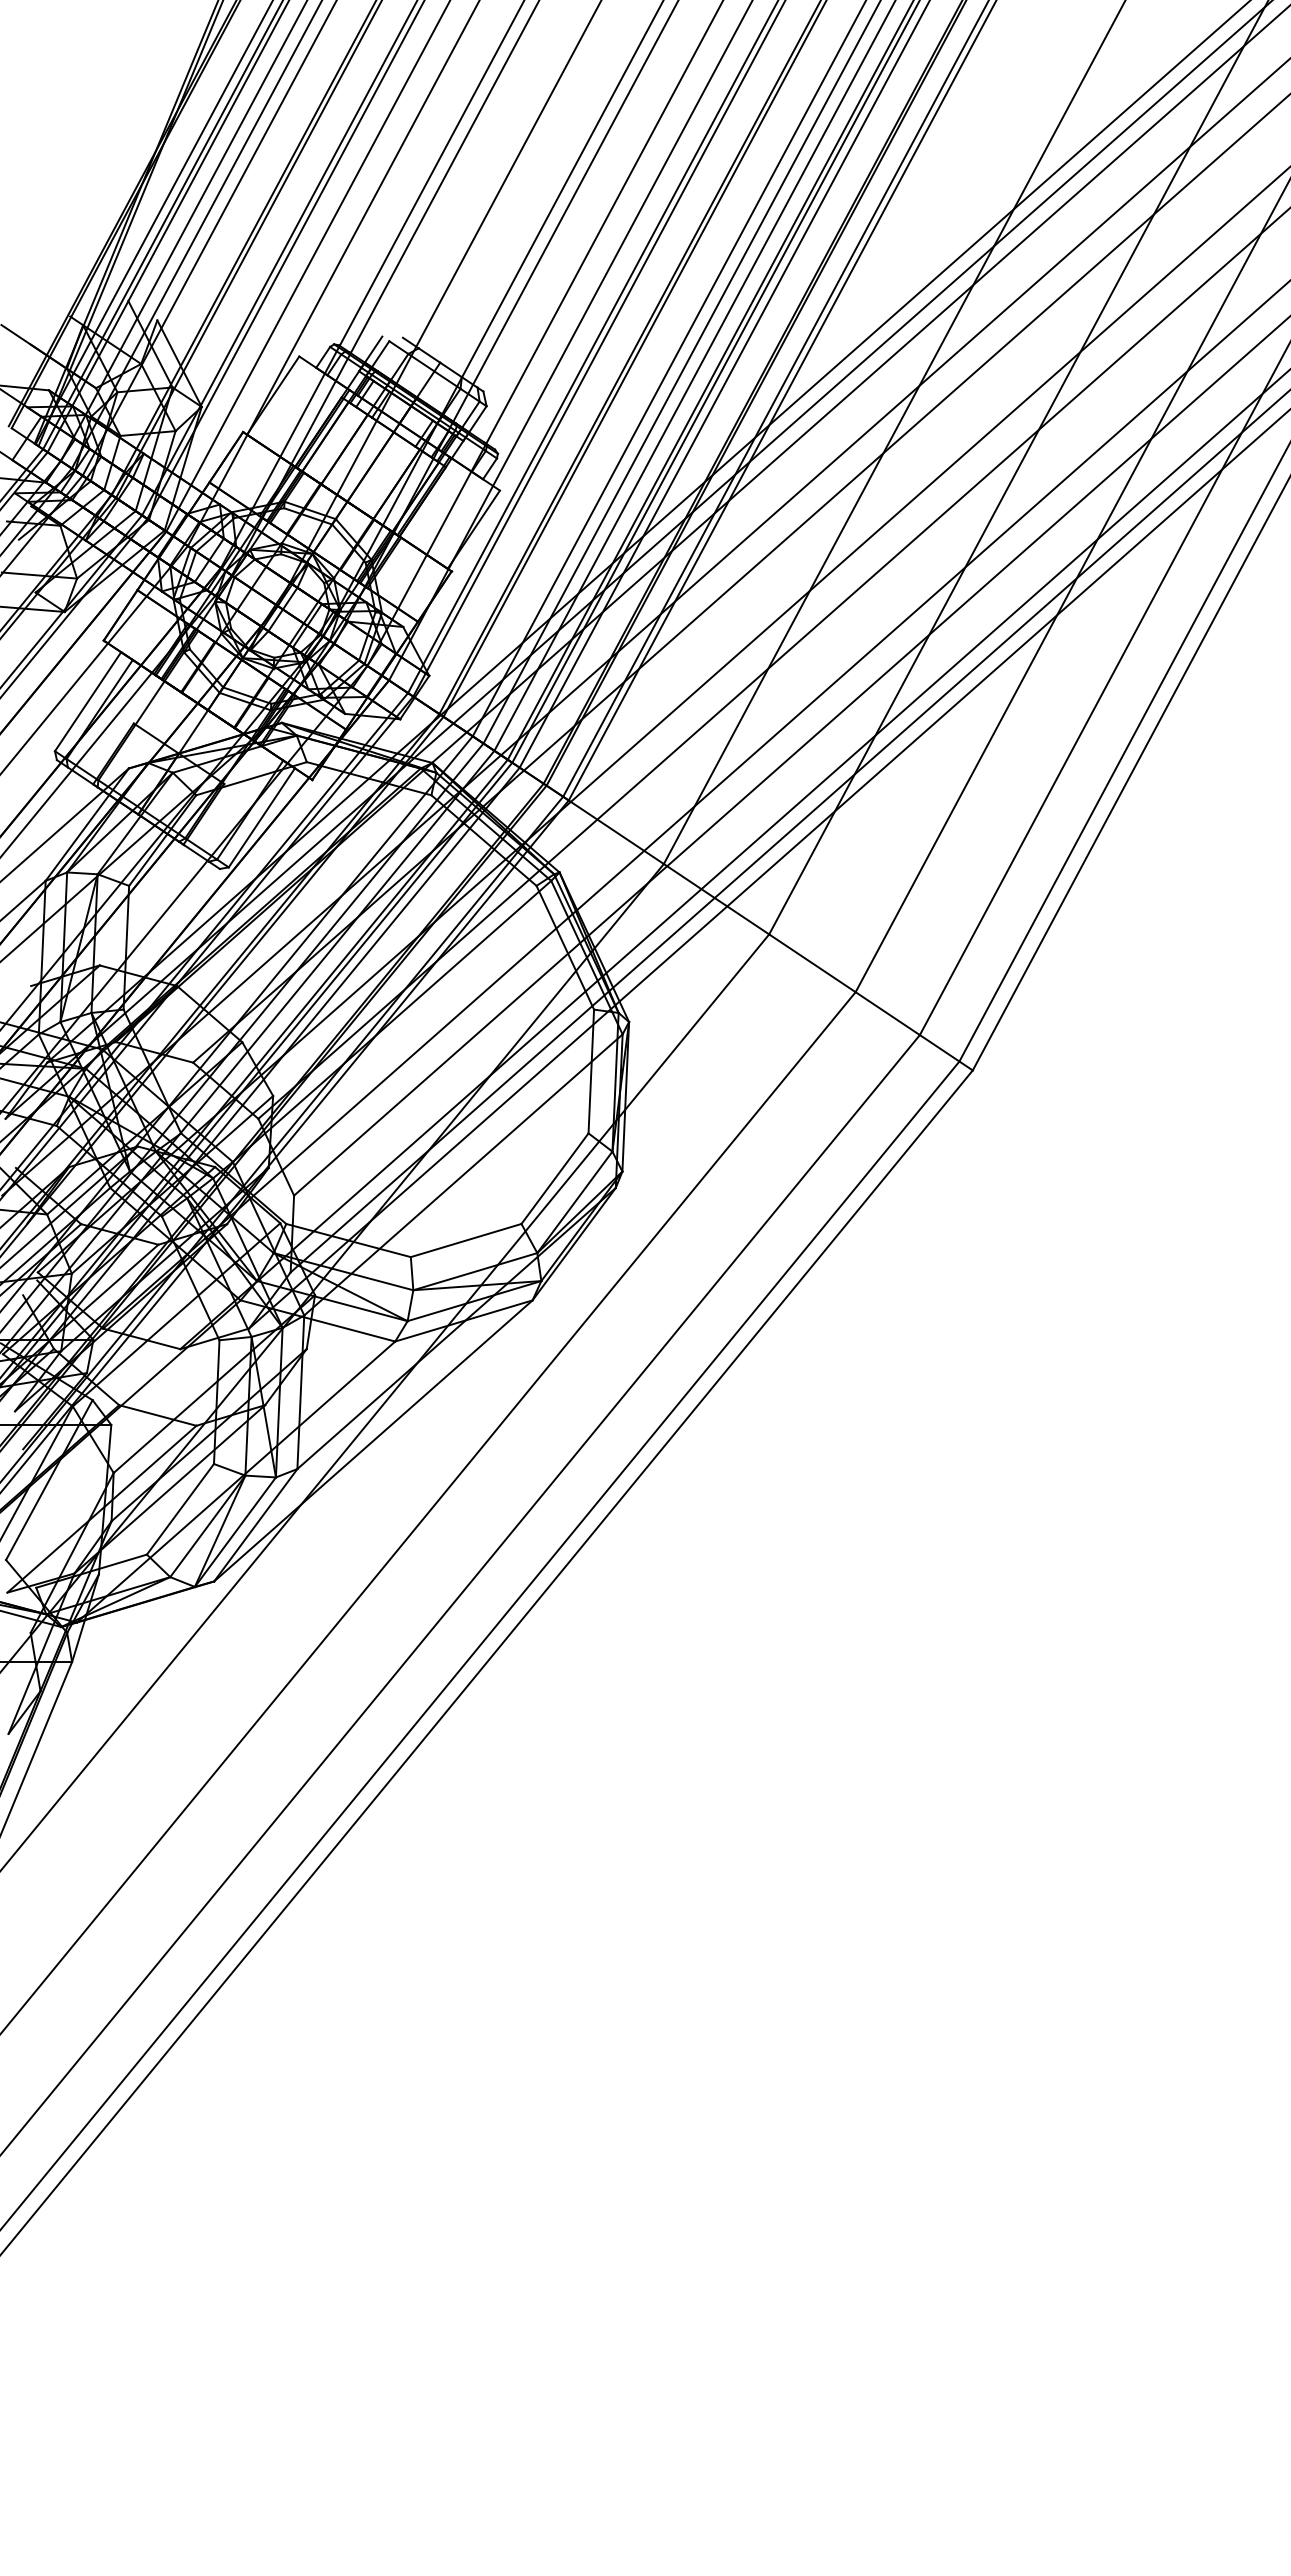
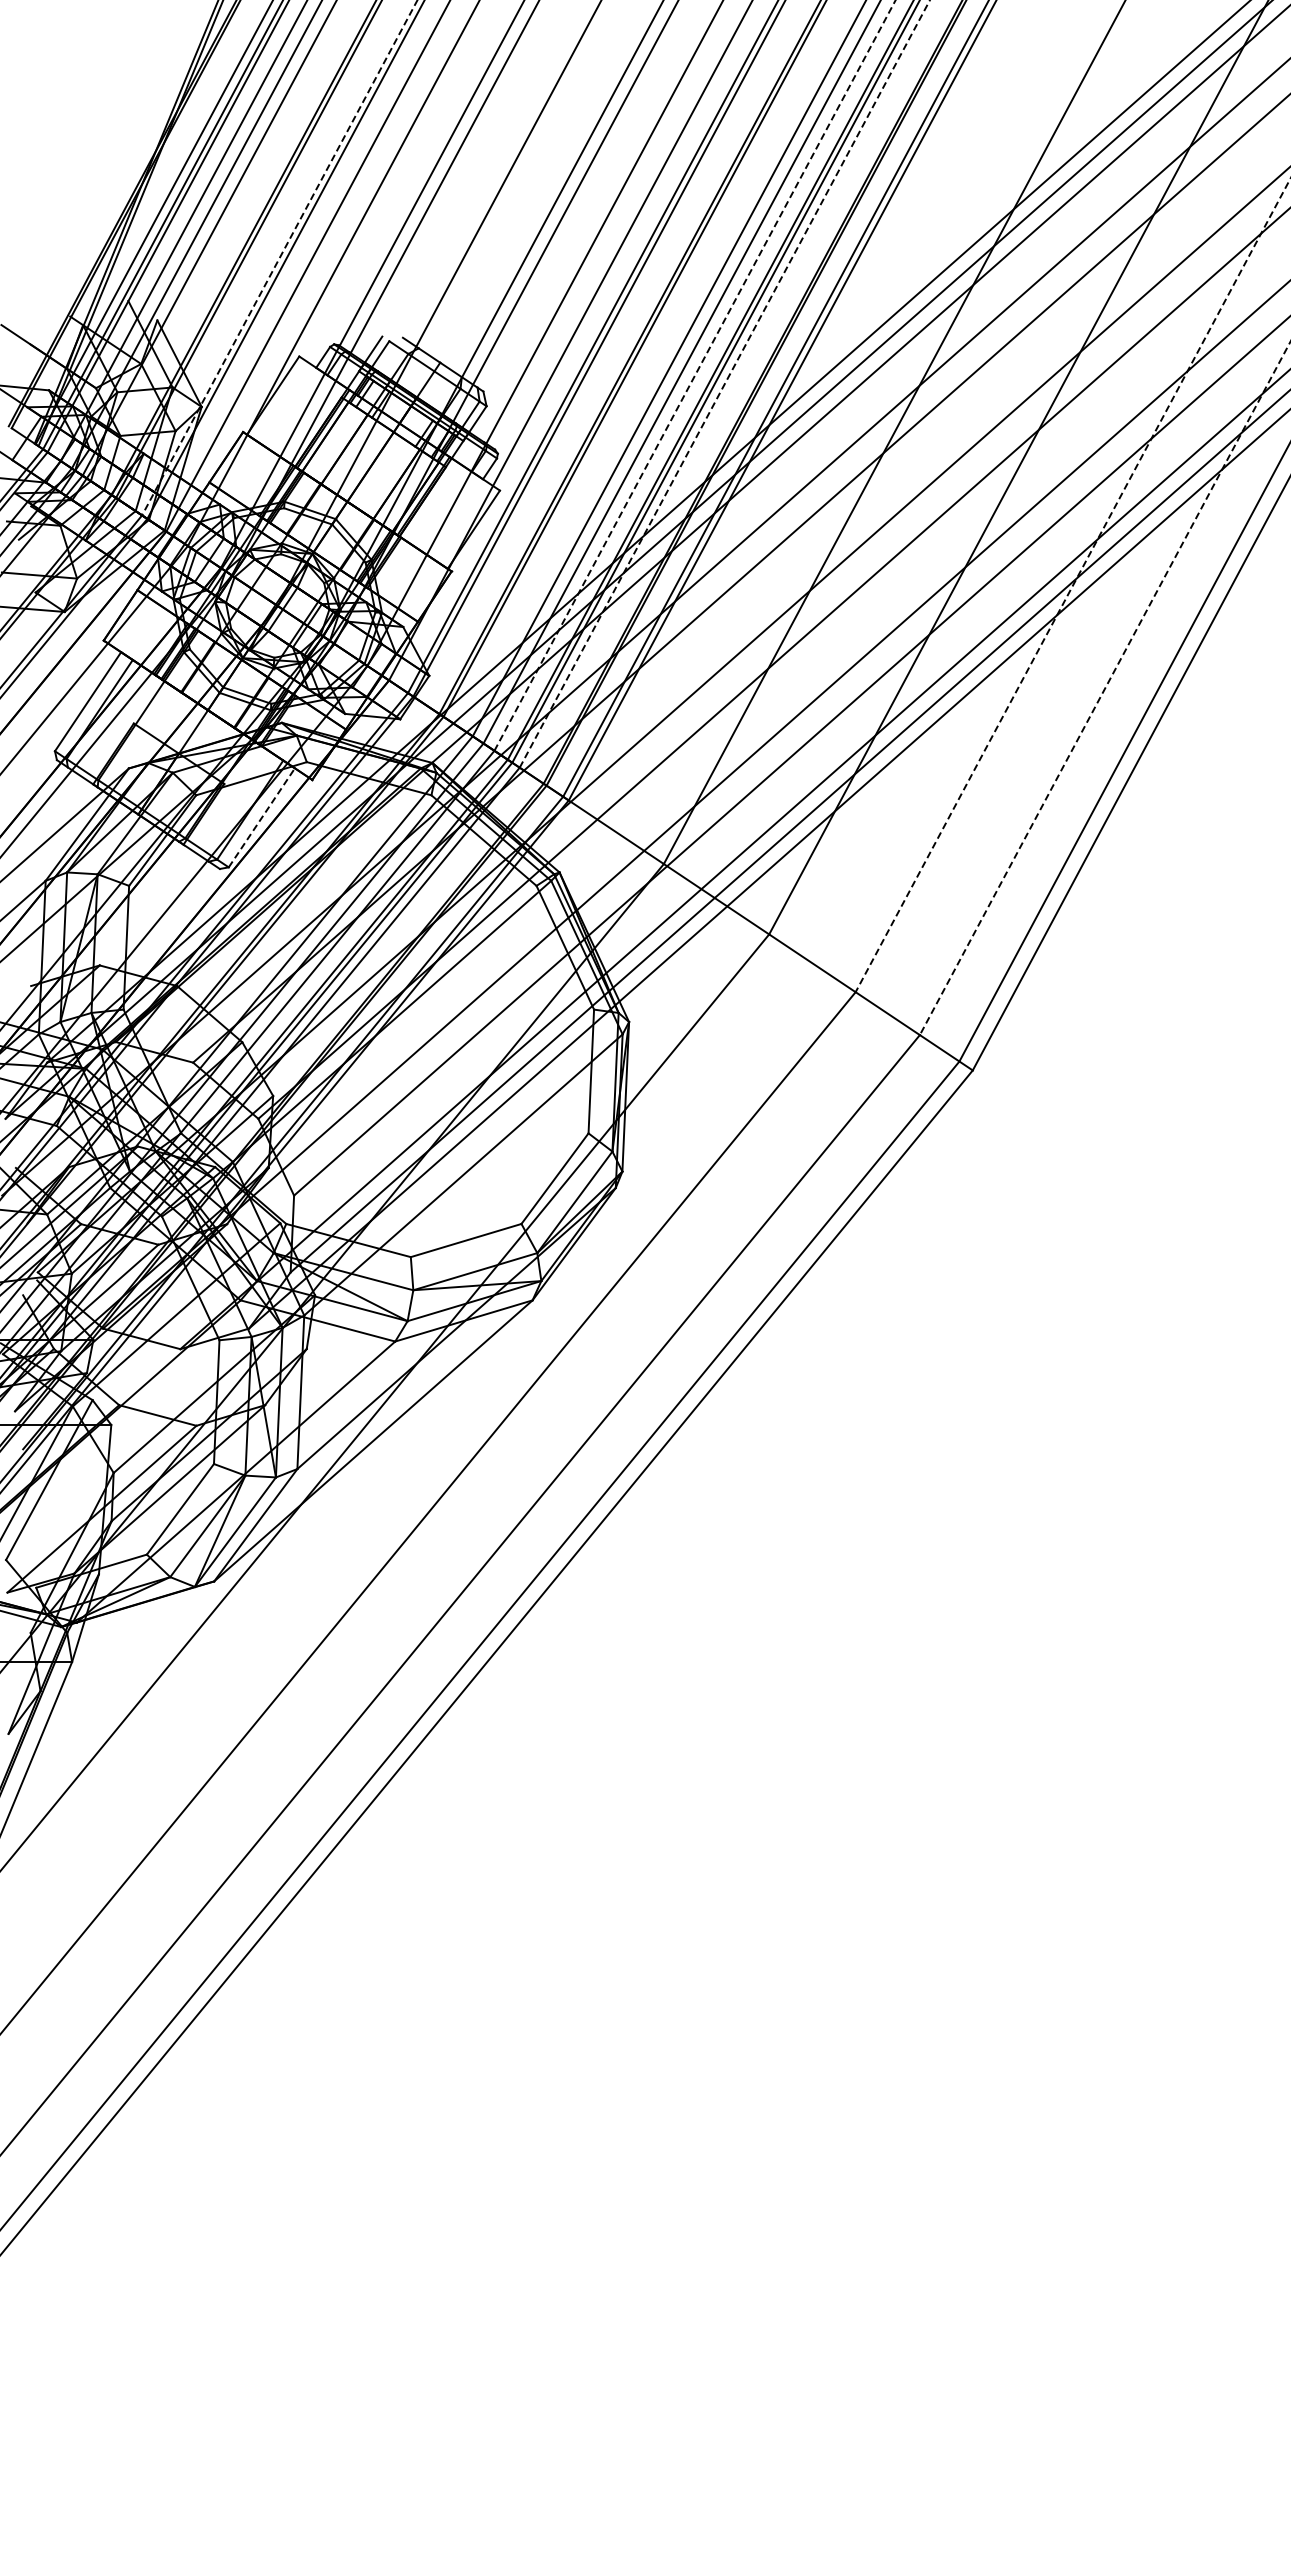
line: solid -> dashed (279, 257)
line: solid -> dashed (695, 375)
line: solid -> dashed (724, 384)
line: solid -> dashed (1073, 584)
line: solid -> dashed (1105, 688)
line: solid -> dashed (261, 817)
